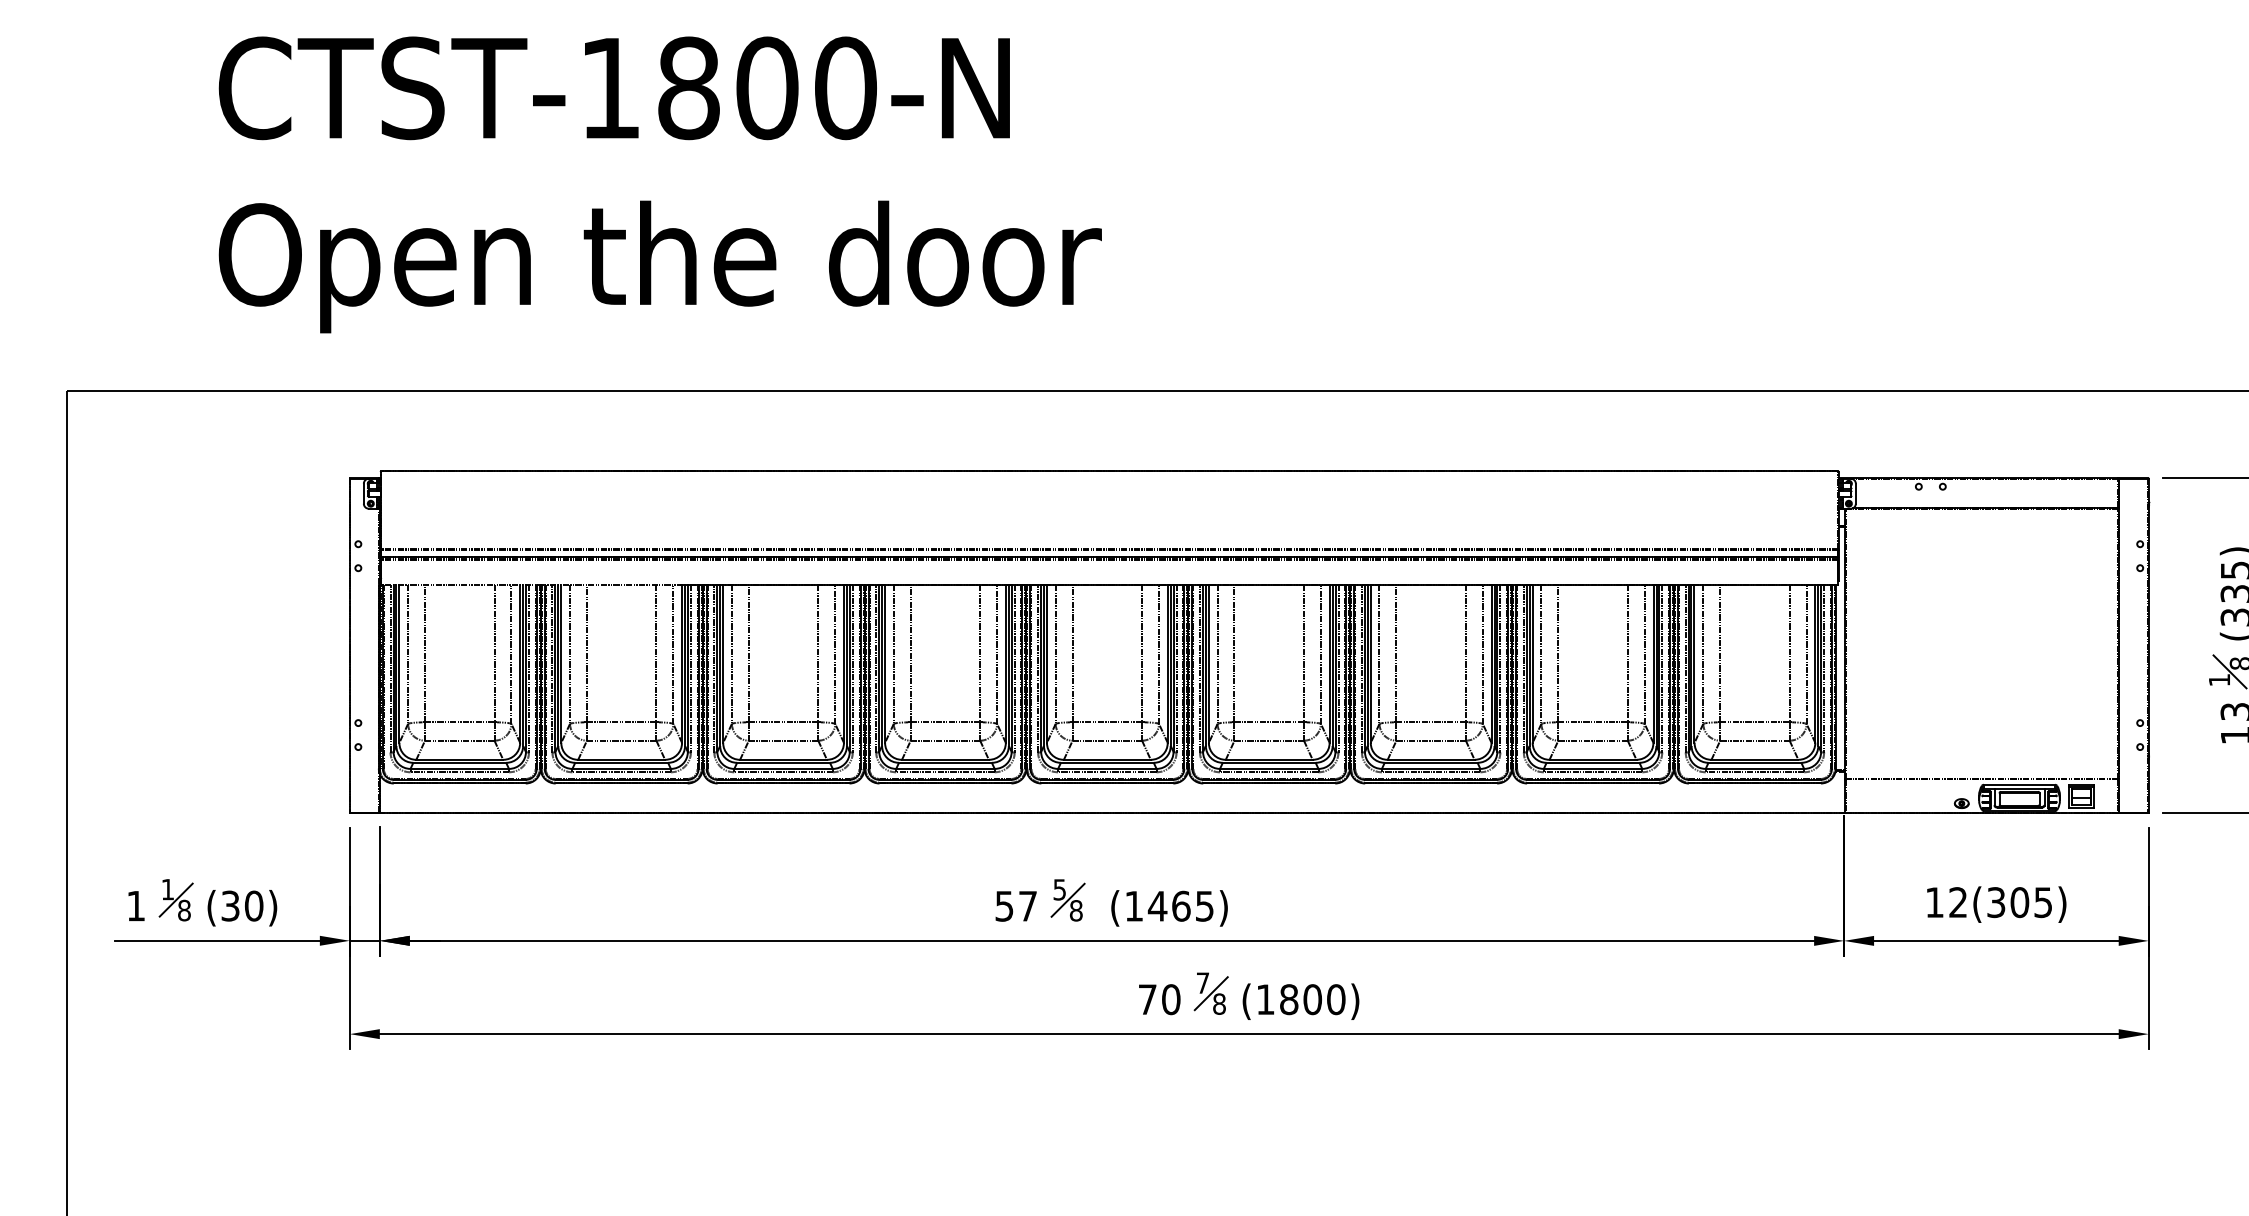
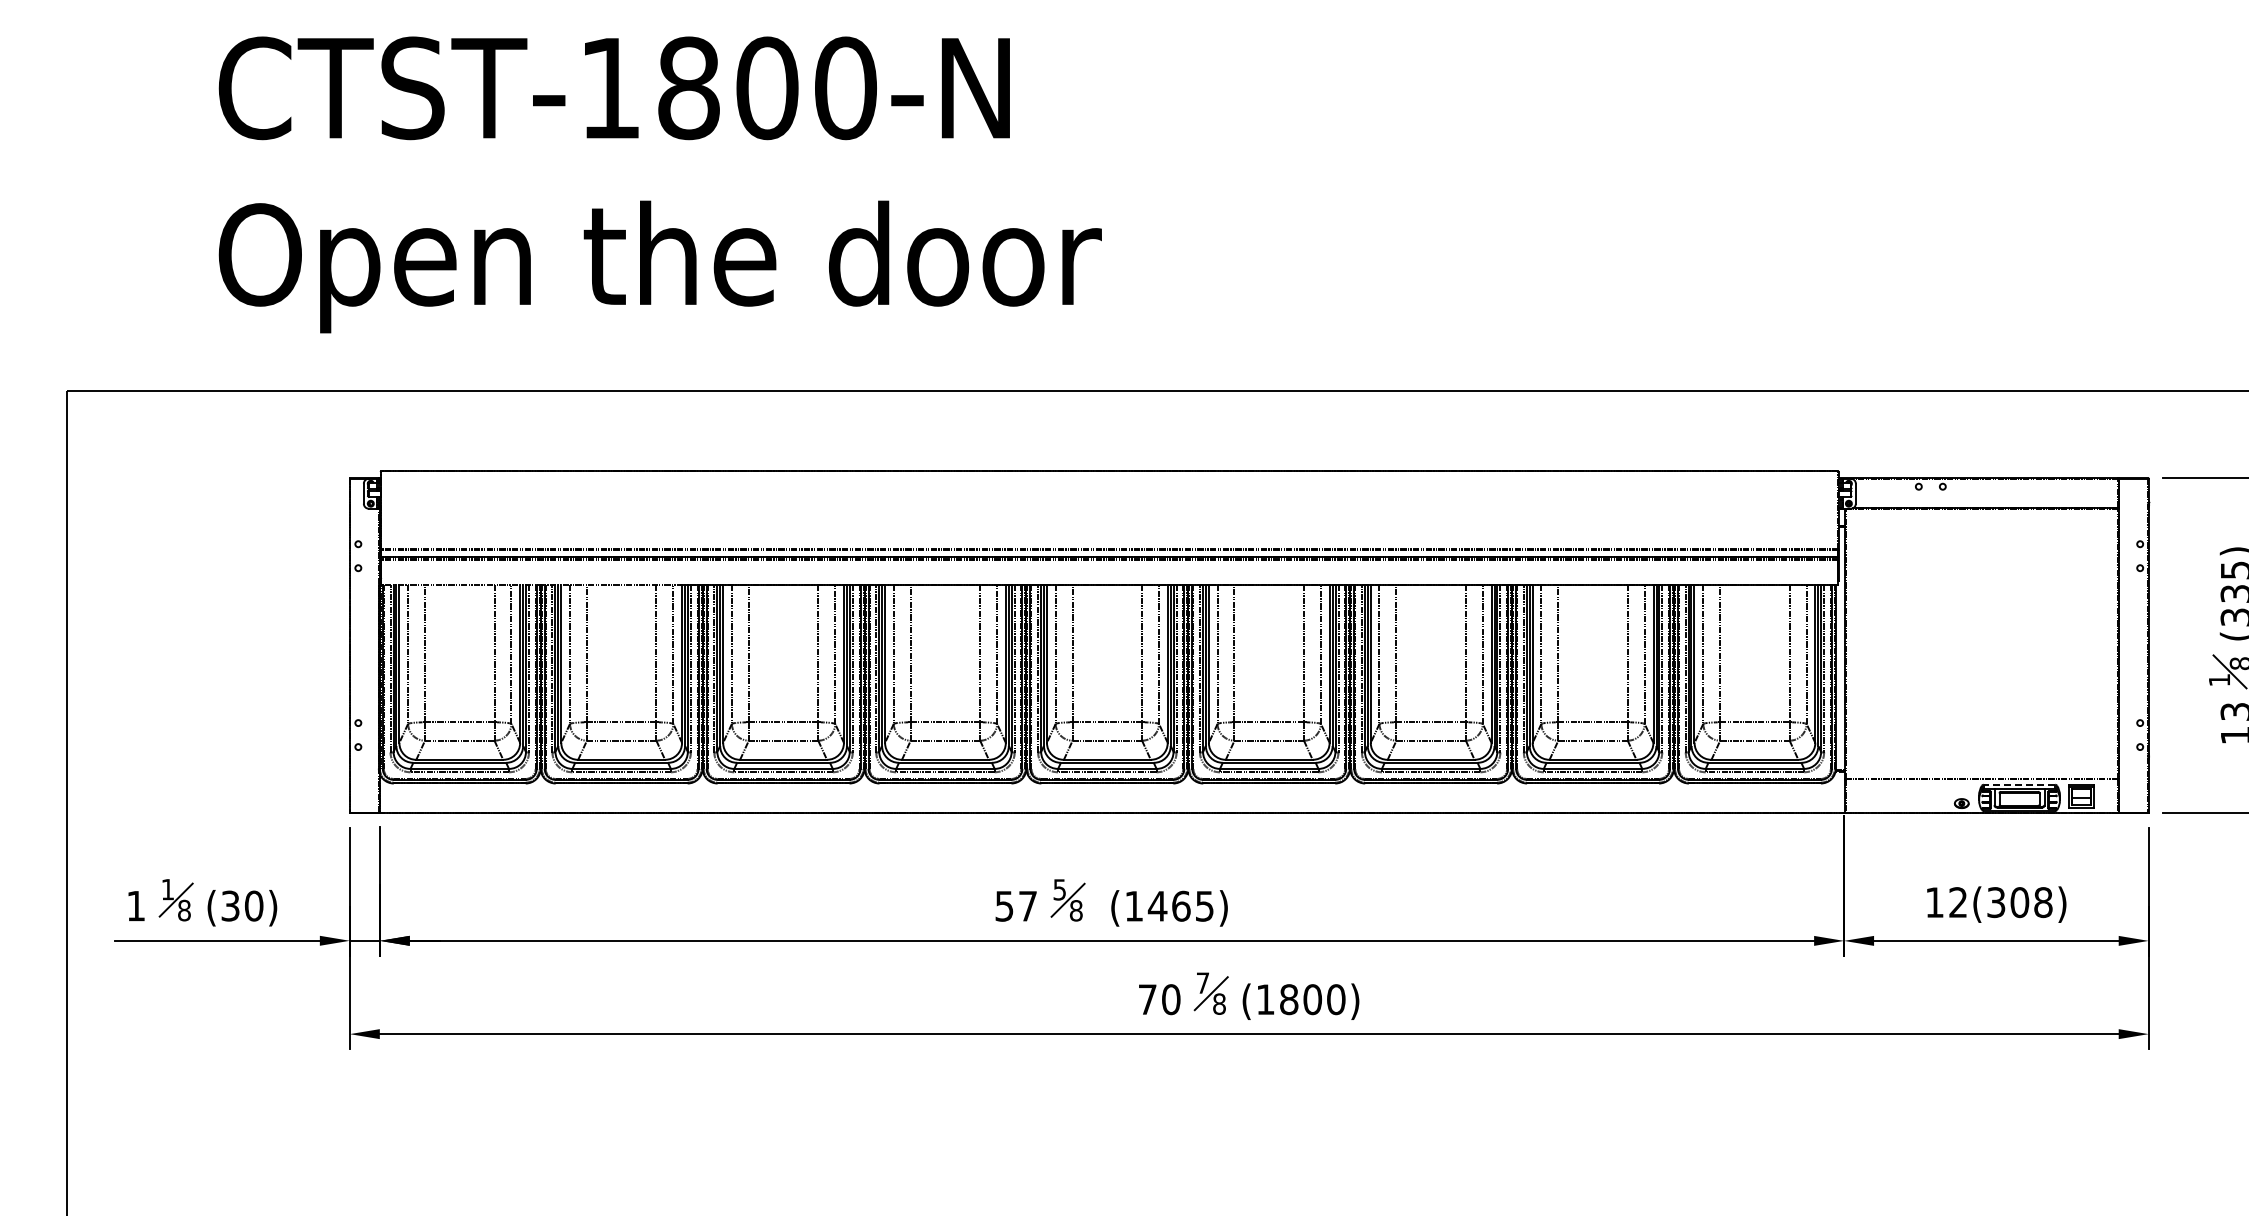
line: solid -> dashed (2019, 784)
text: 12(305) -> 12(308) (2043, 902)
